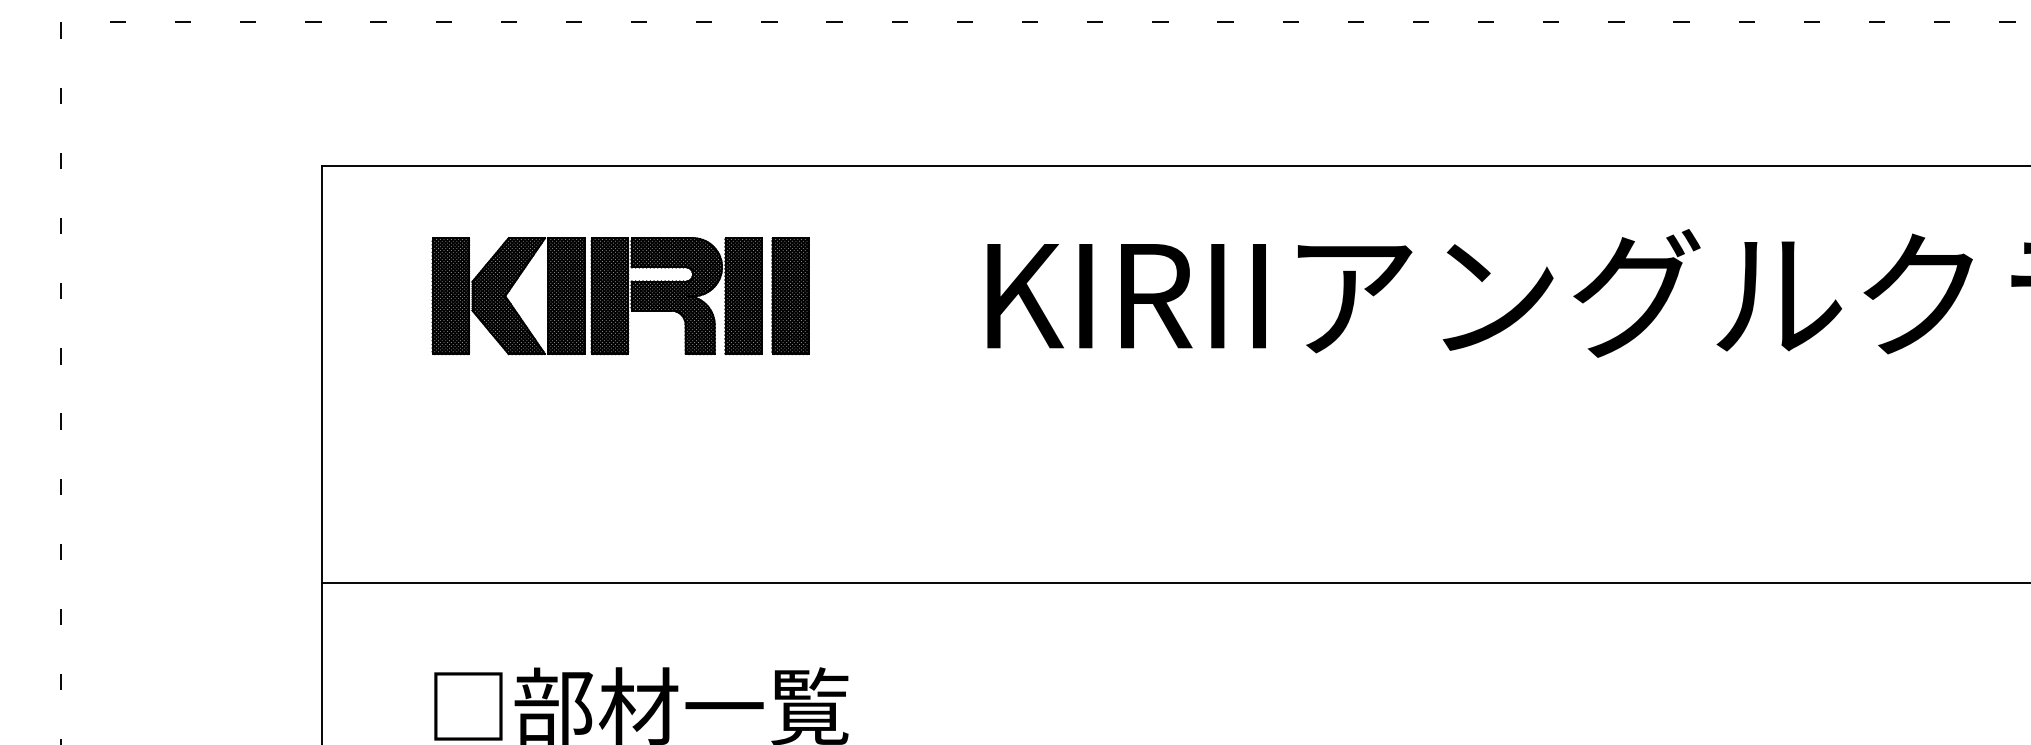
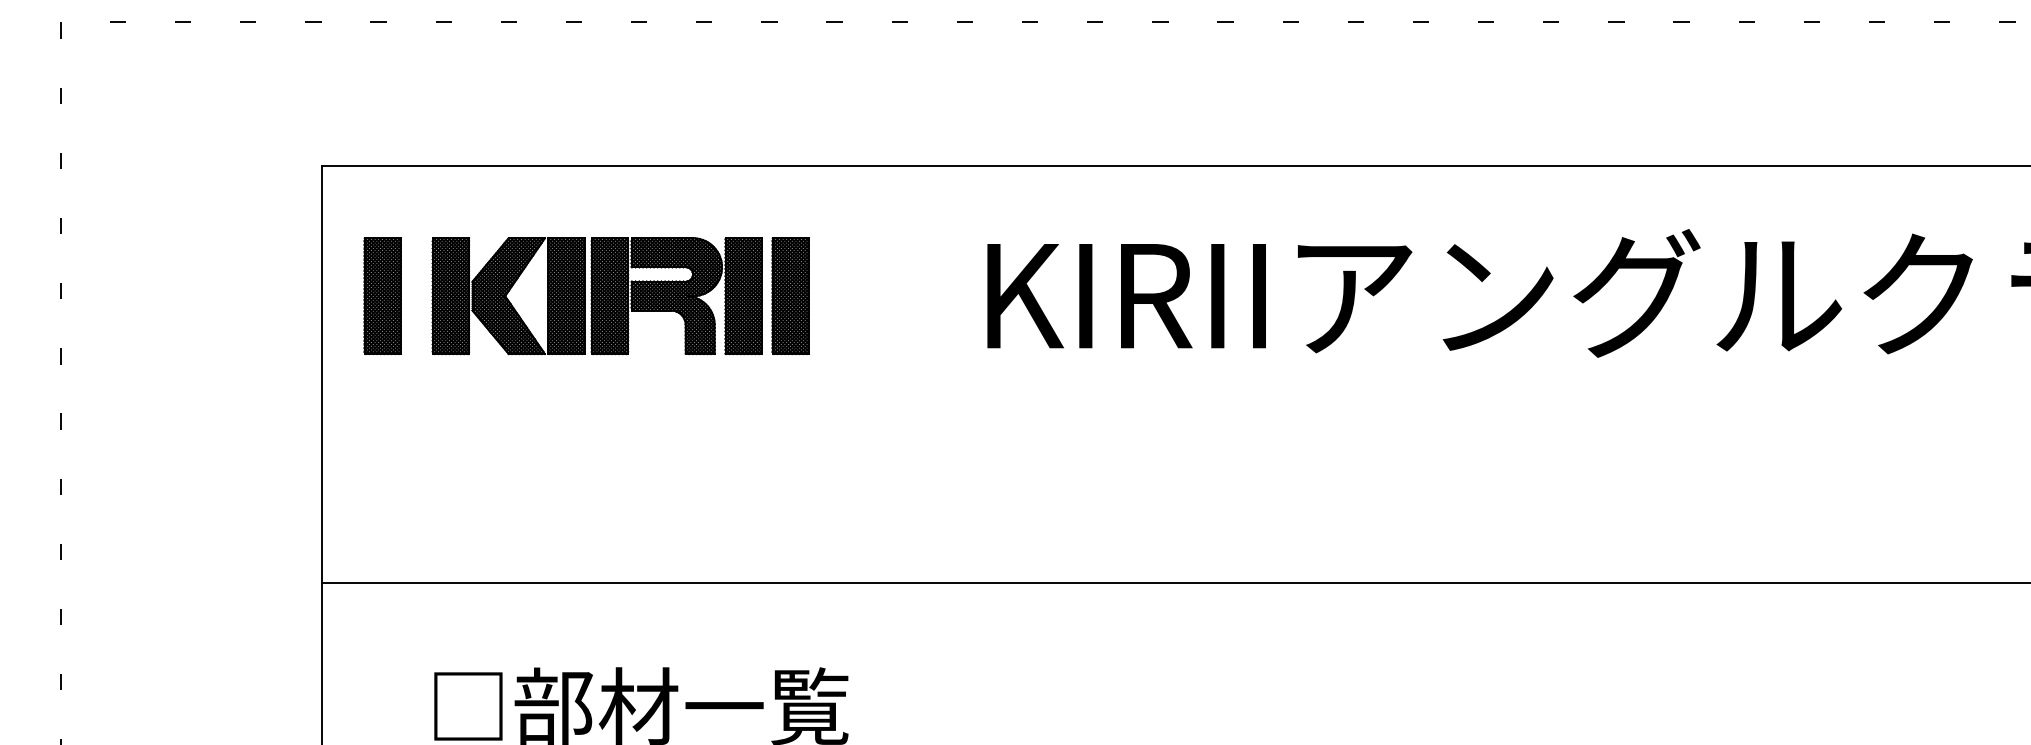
part: none -> present (382, 296)
